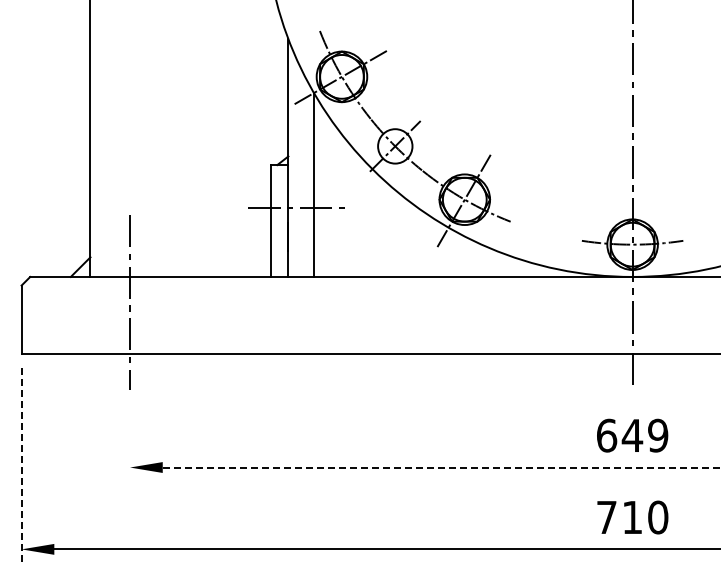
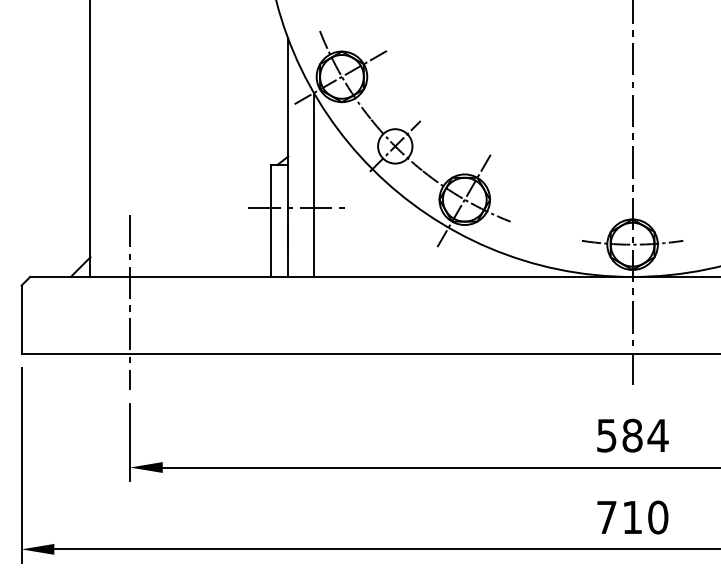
text: 649 -> 584 (632, 435)
line: none -> present (130, 442)
line: dashed -> solid (21, 466)
line: dashed -> solid (441, 467)
